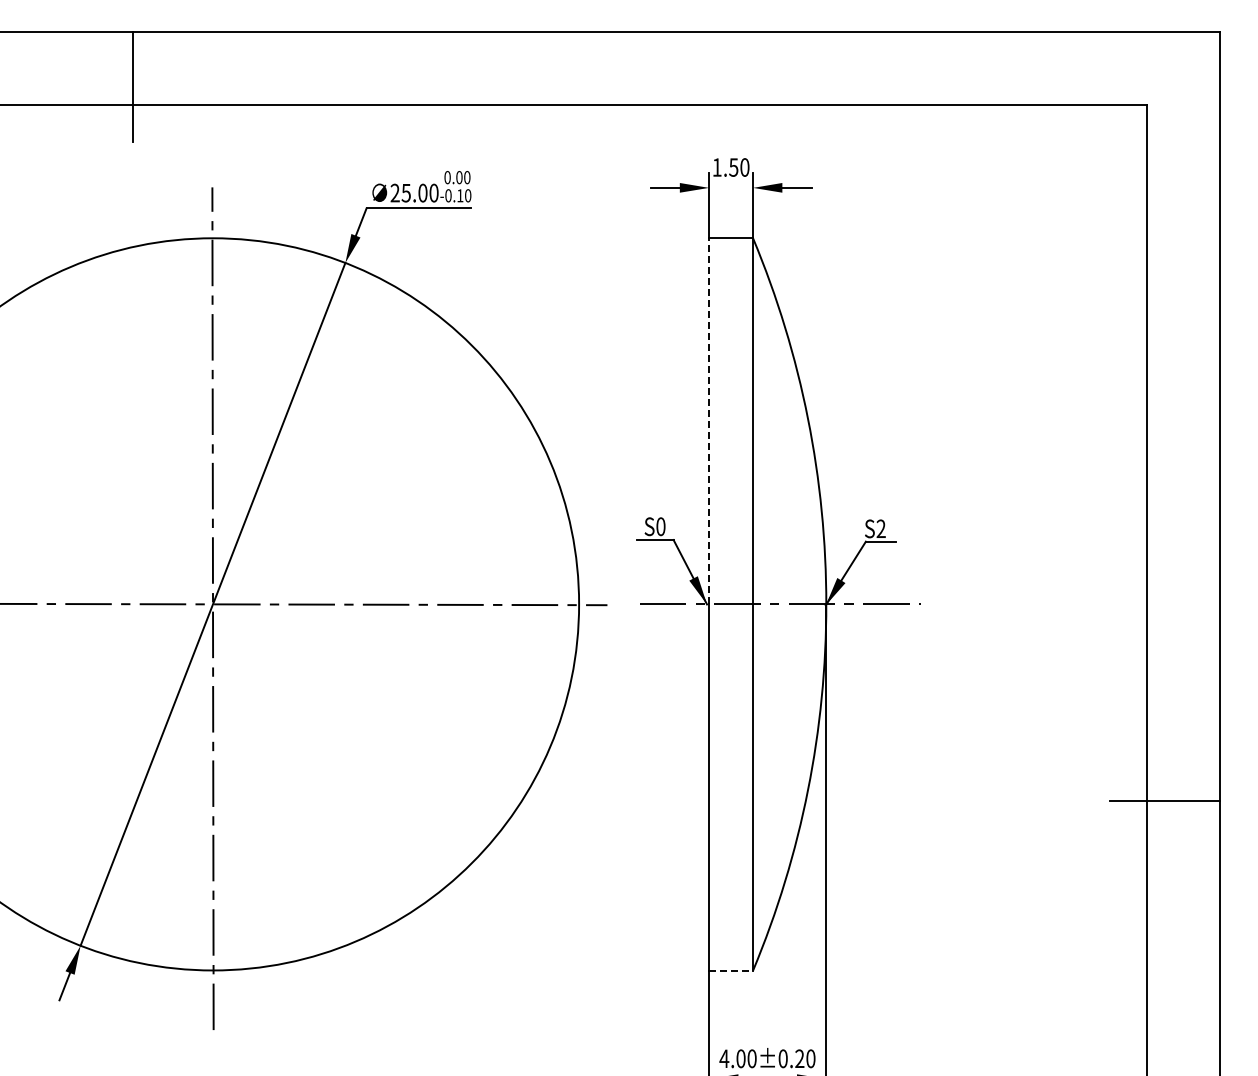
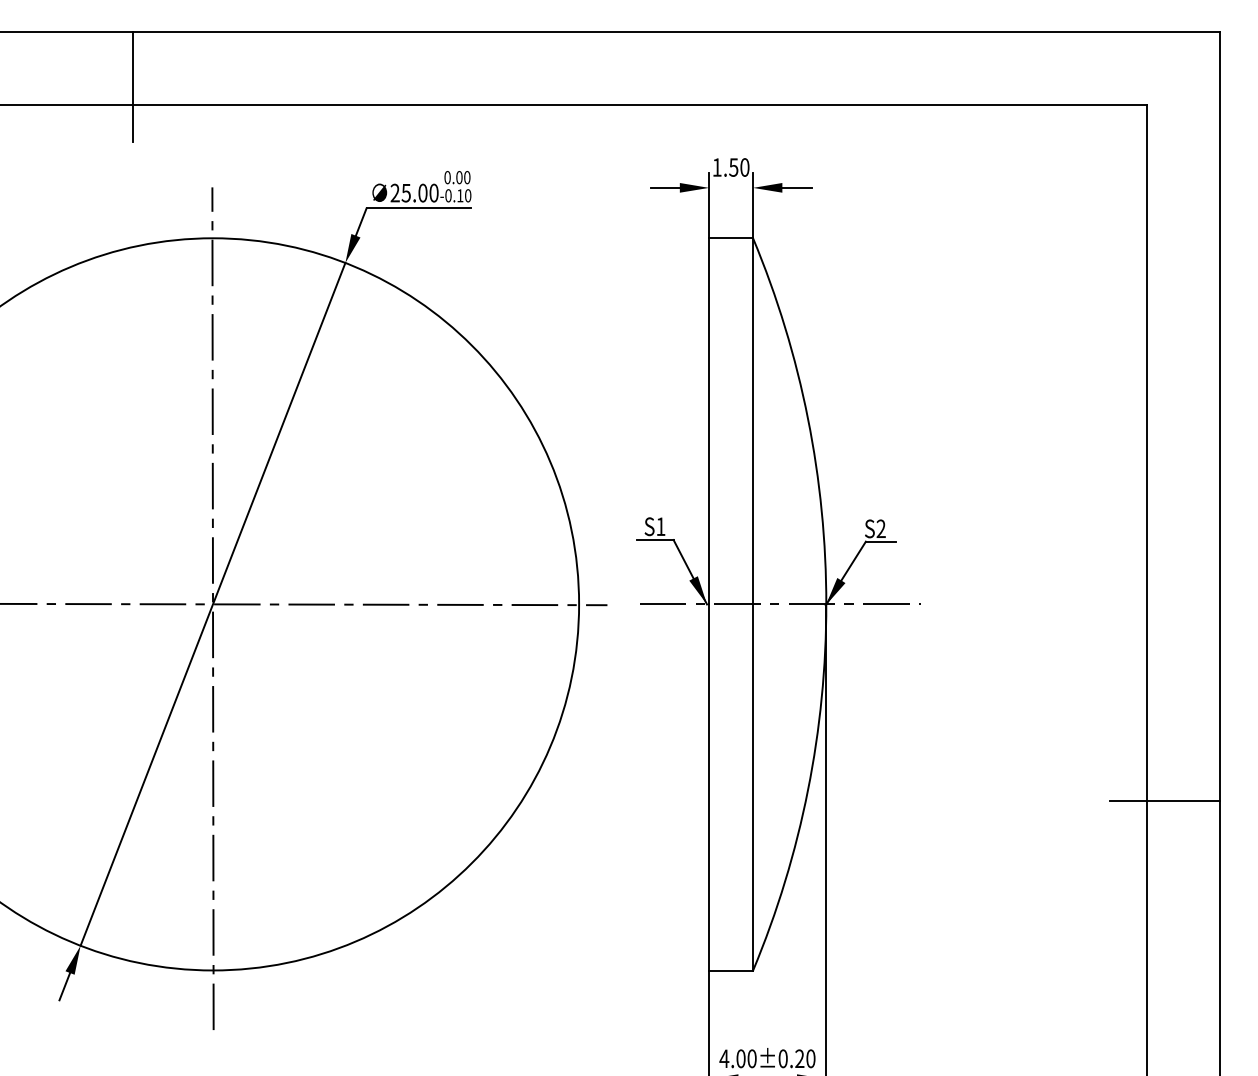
line: dashed -> solid (709, 420)
text: S0 -> S1 (660, 526)
line: dashed -> solid (731, 970)
